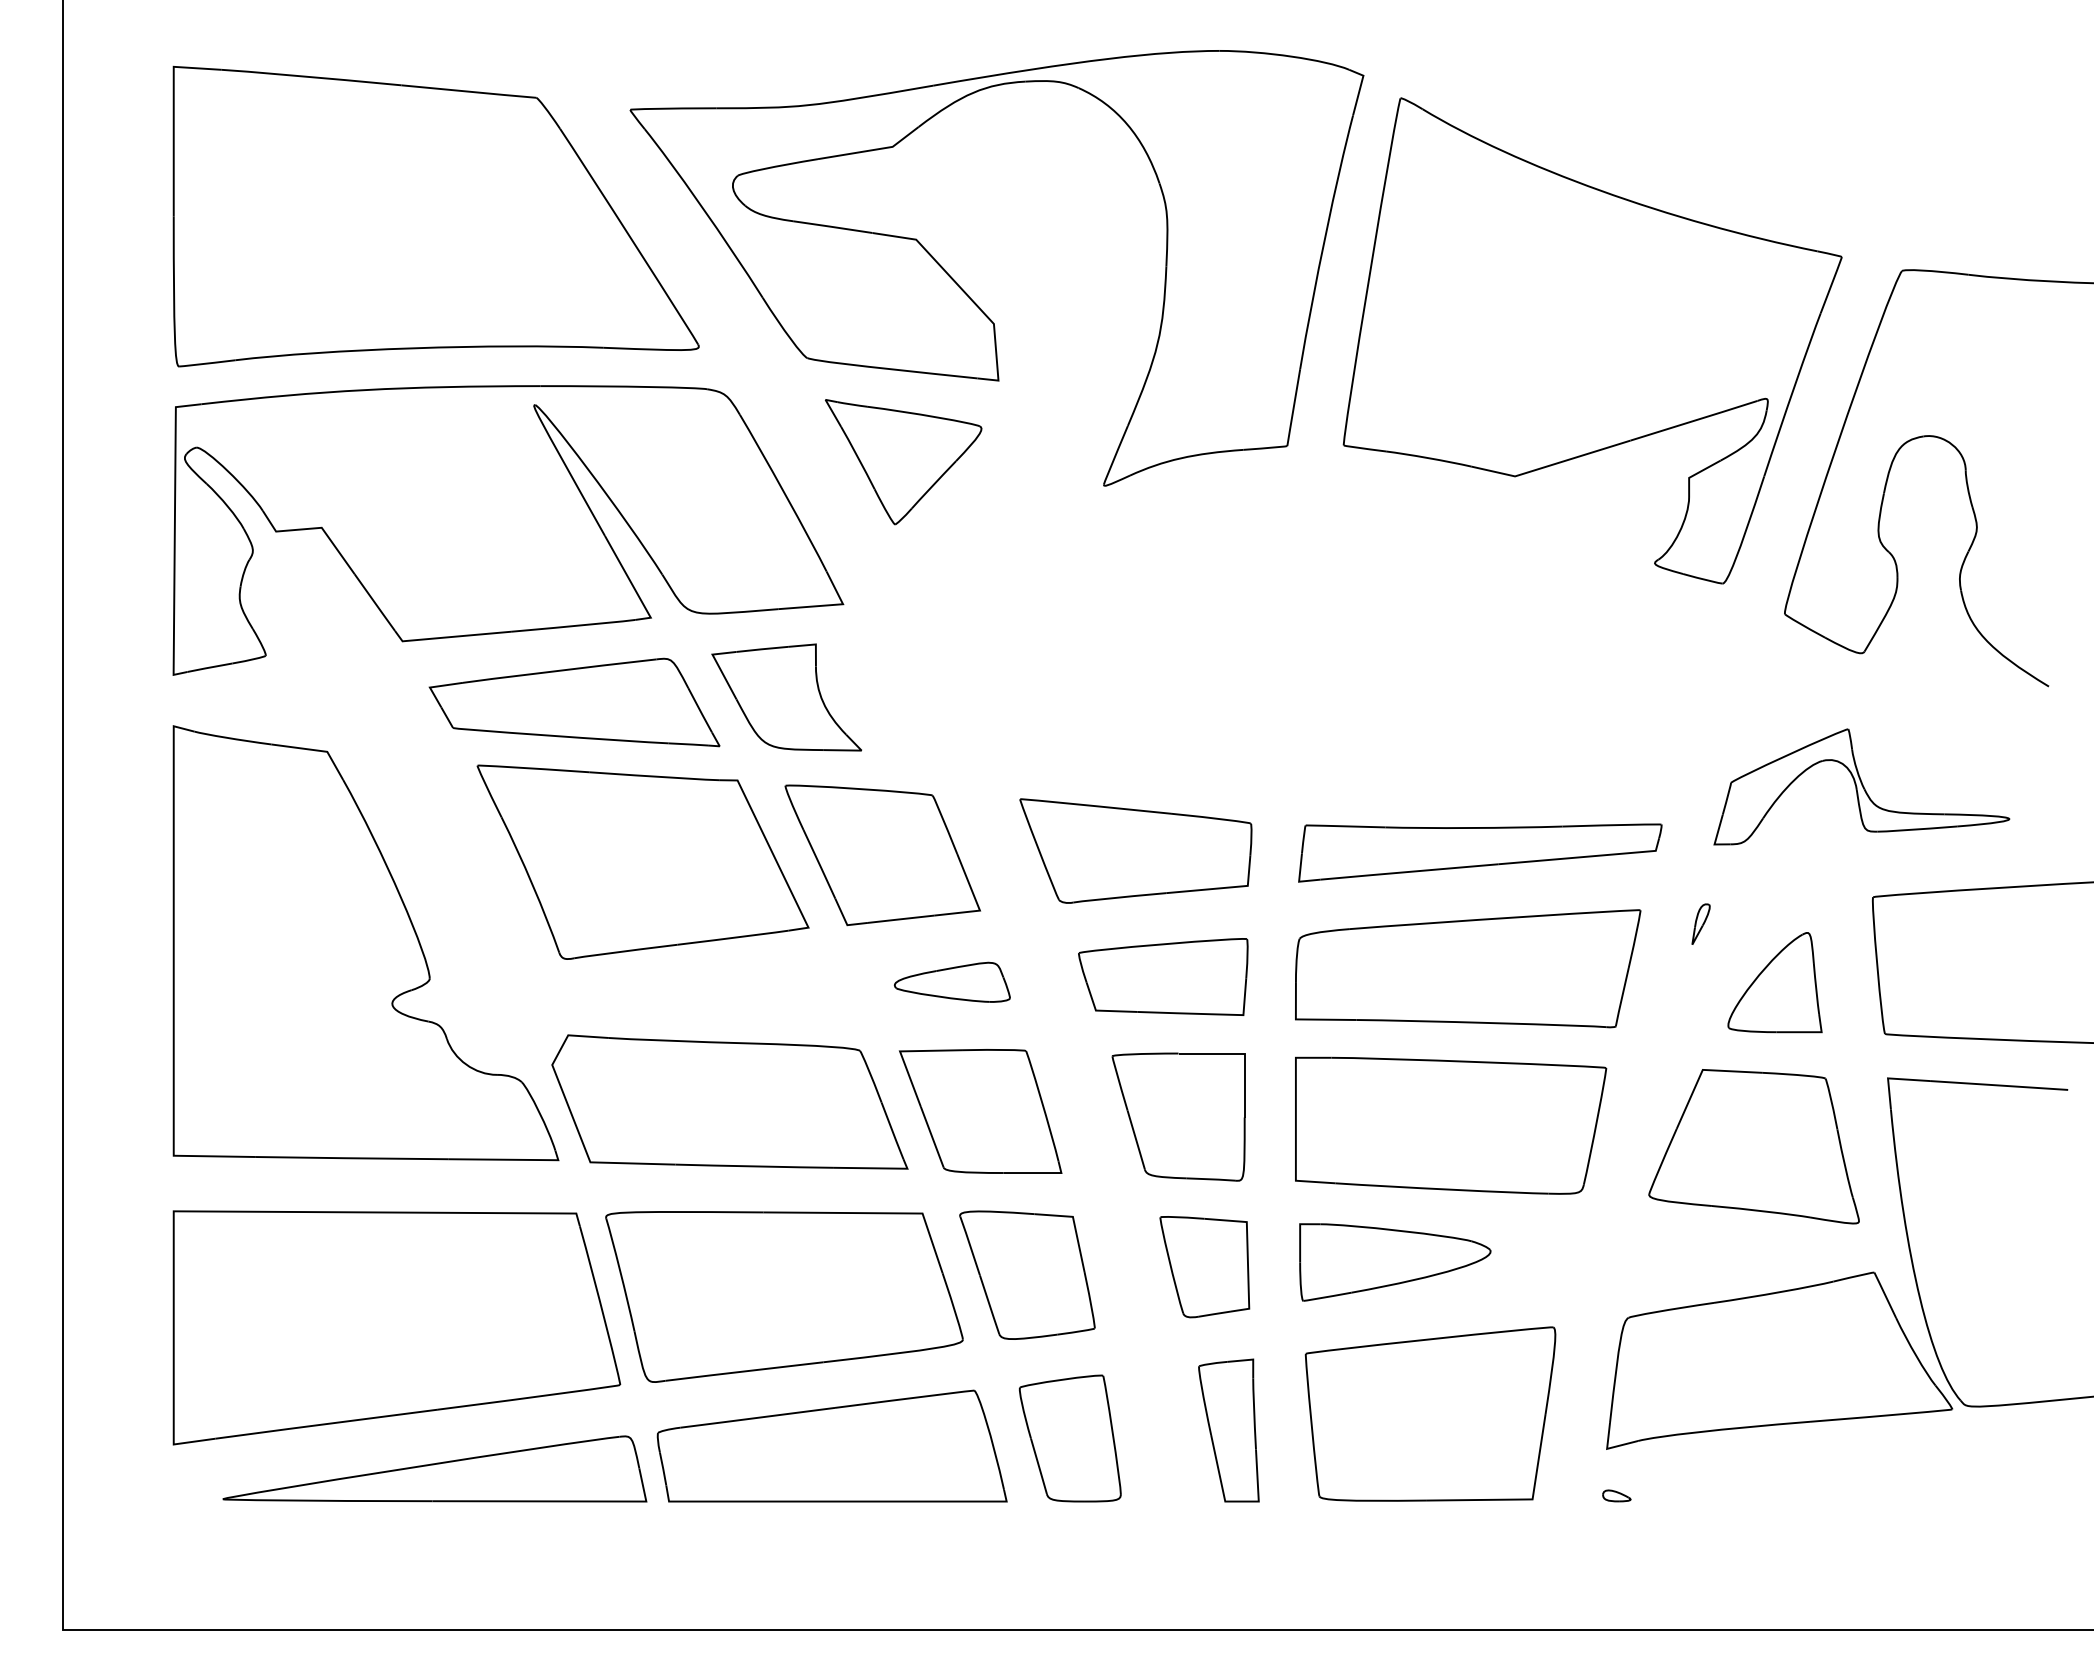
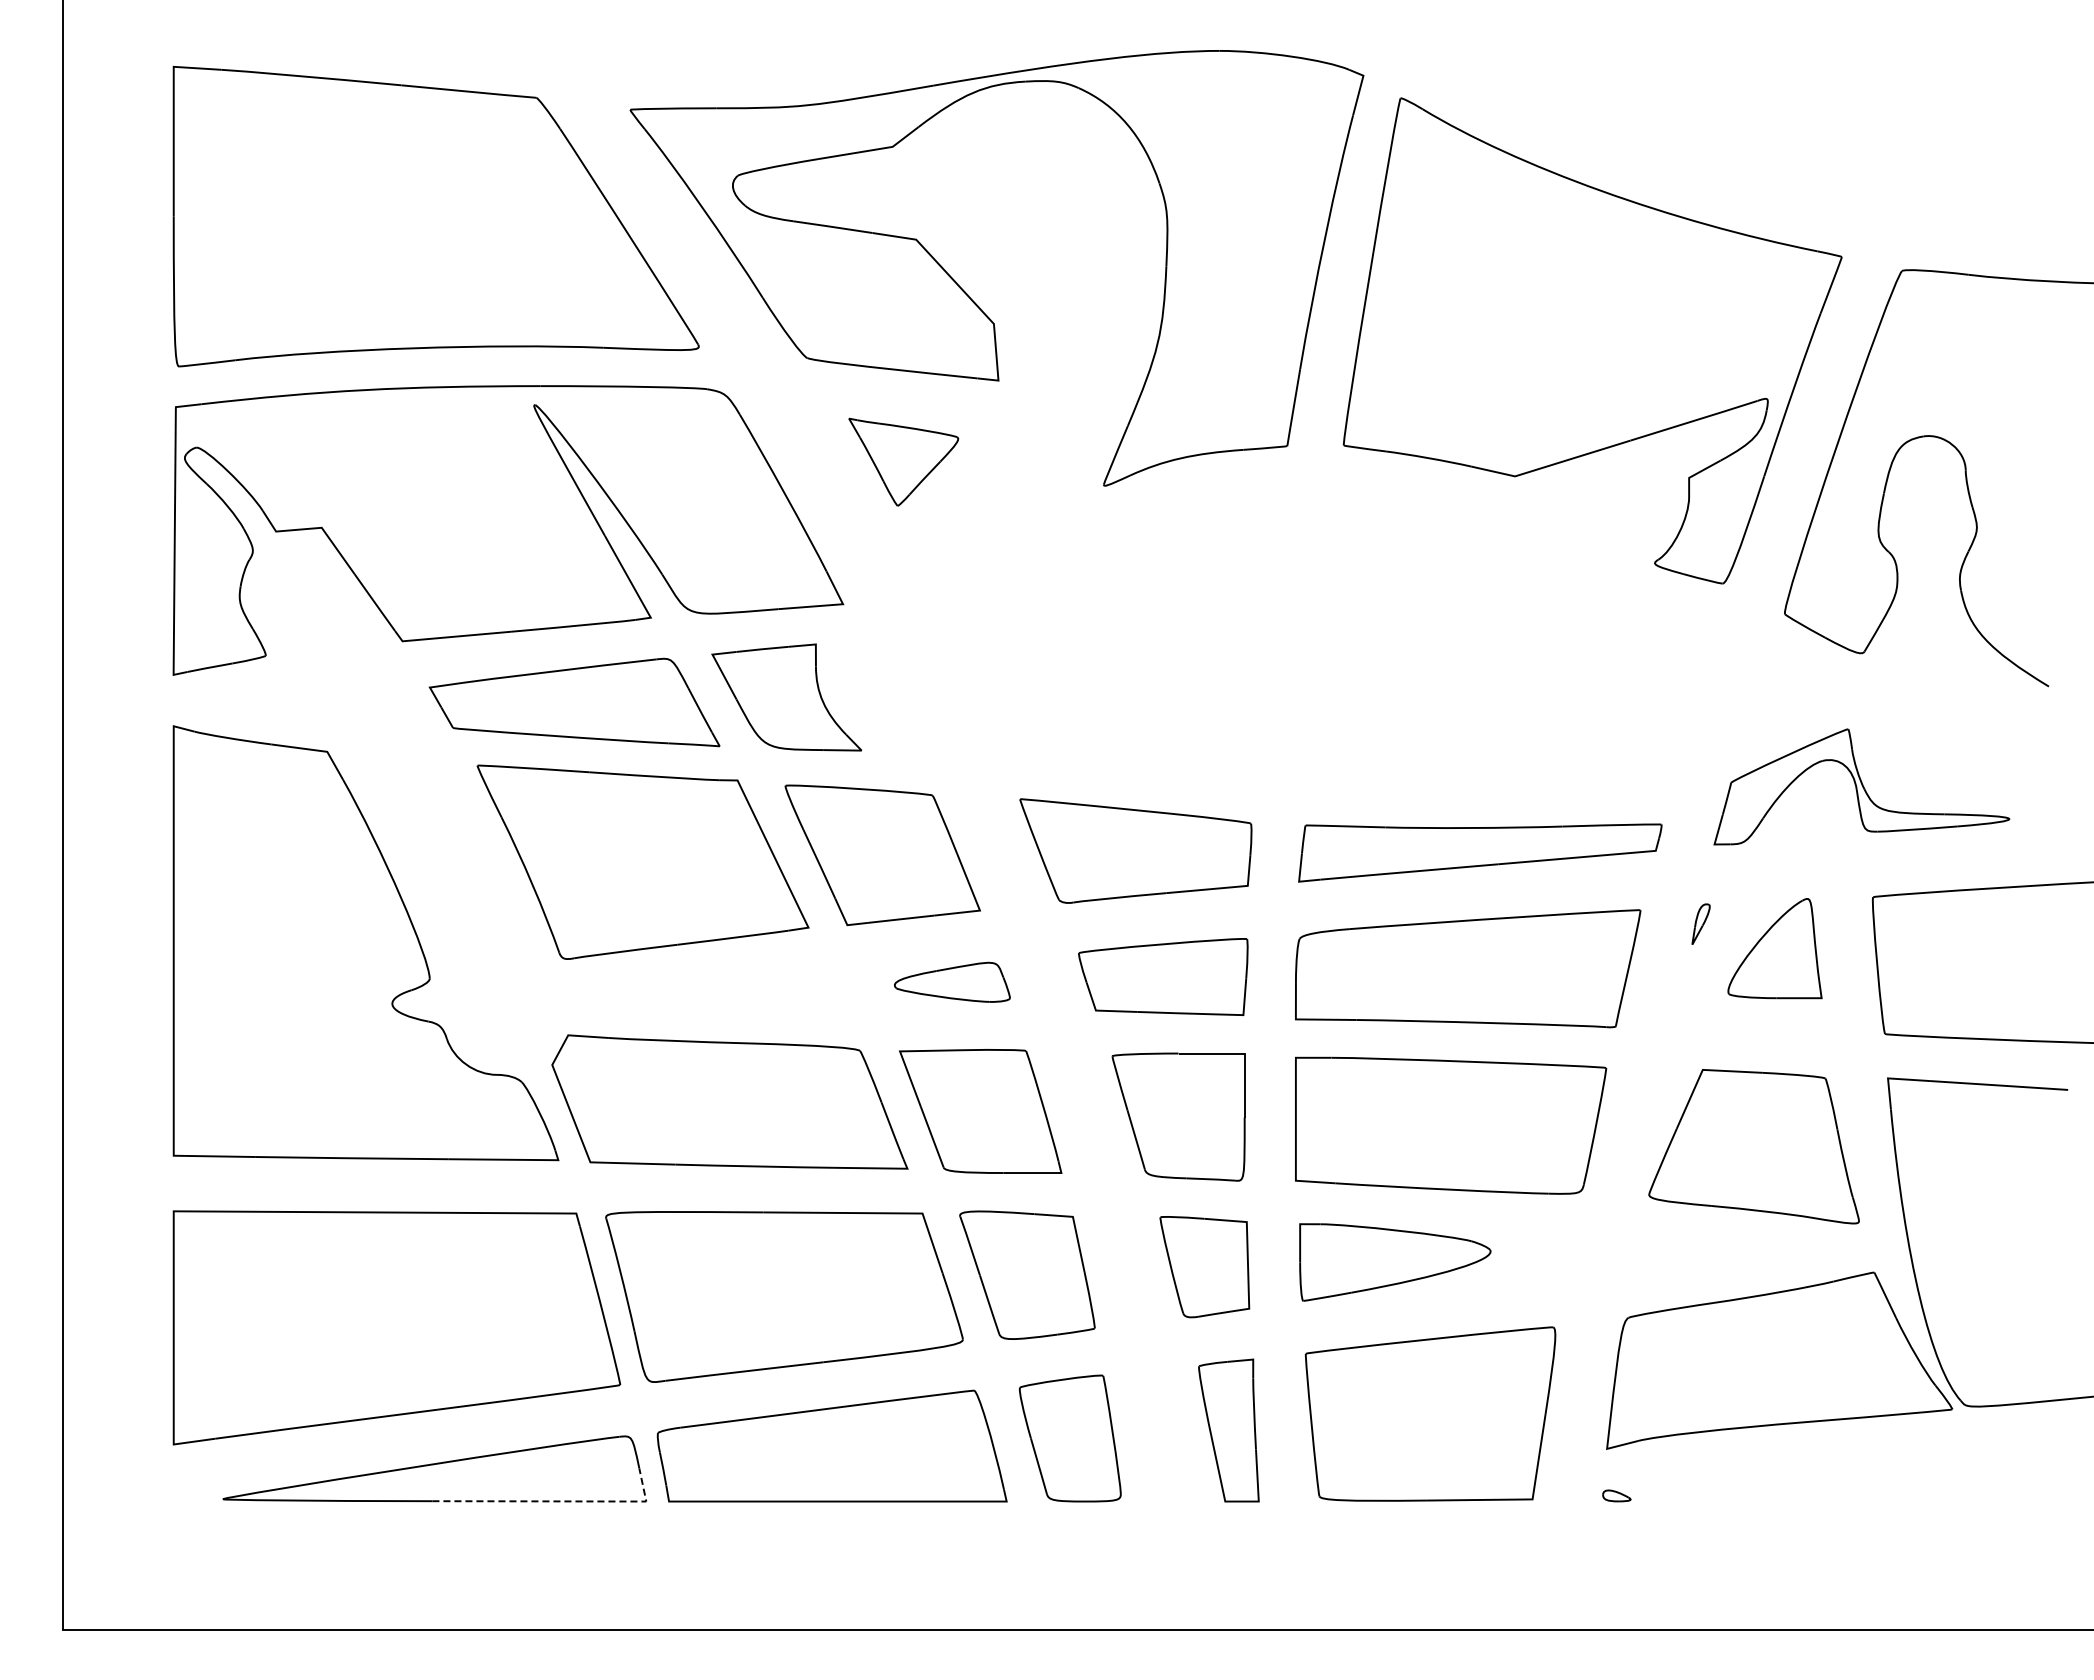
part size: 158x127 px -> 112x90 px (903, 461)
part position: (1774, 982) -> (1774, 948) (1774, 948)
line: solid -> dashed (557, 1501)
